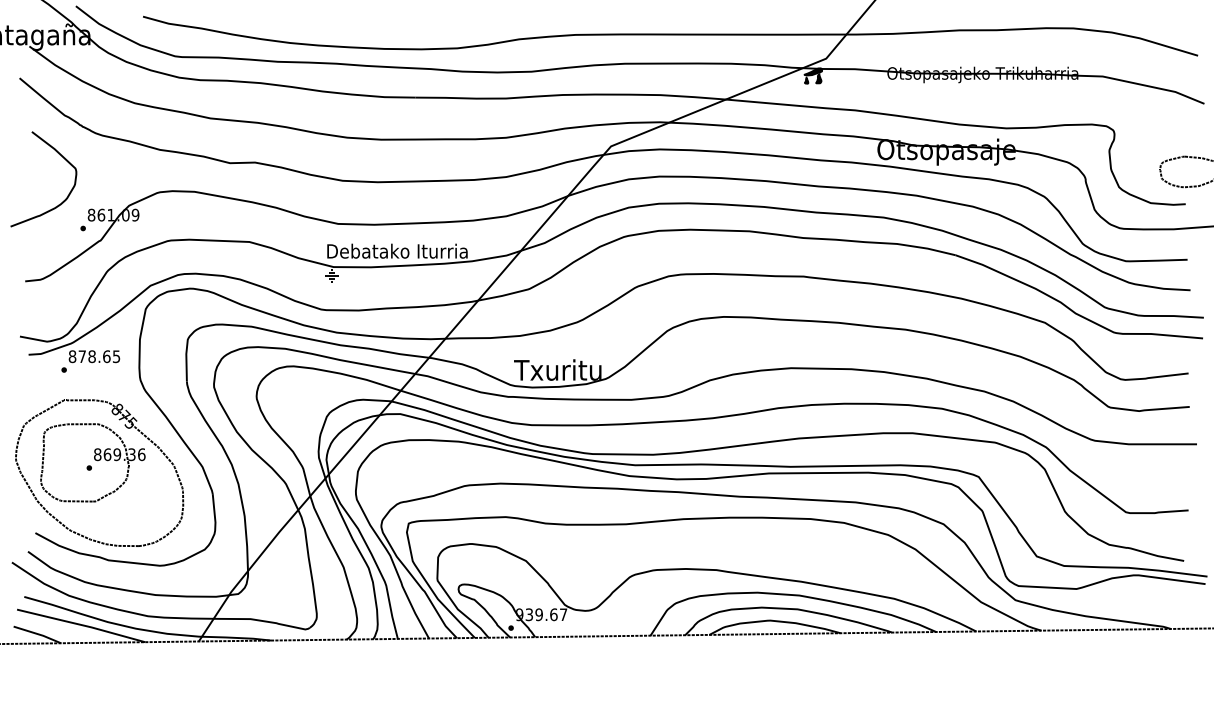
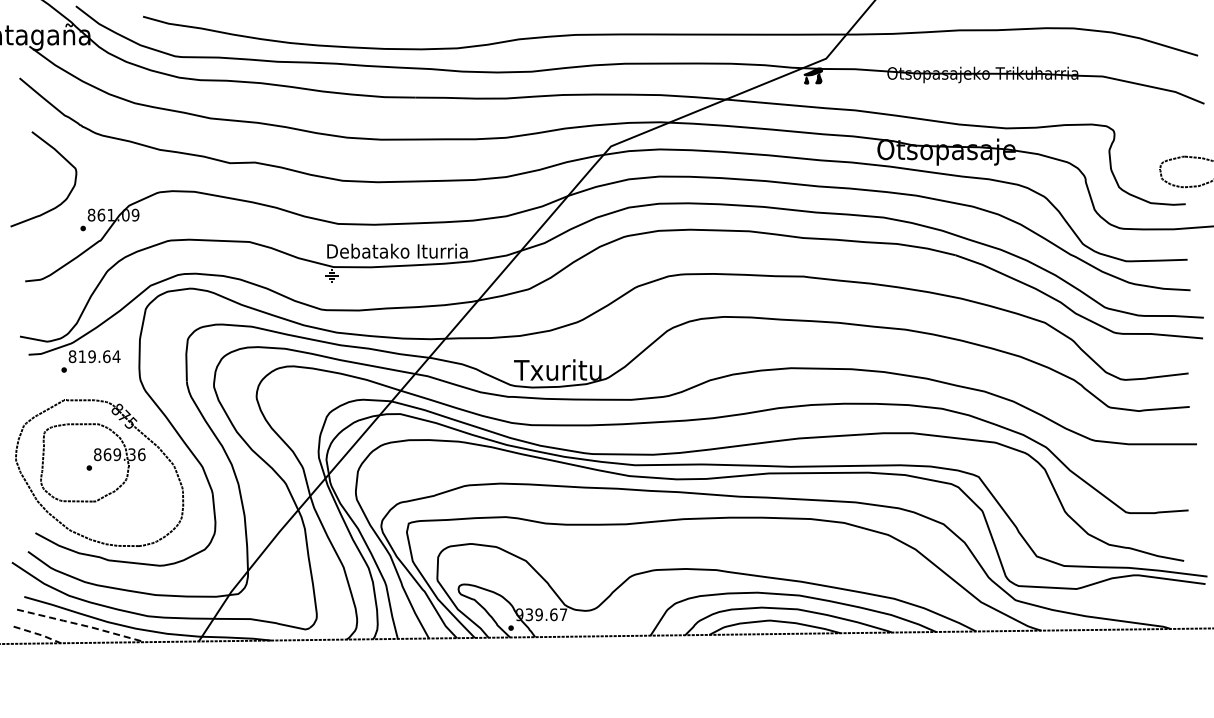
text: 878.65 -> 819.64 (99, 356)
line: solid -> dashed (81, 625)
line: solid -> dashed (38, 634)
